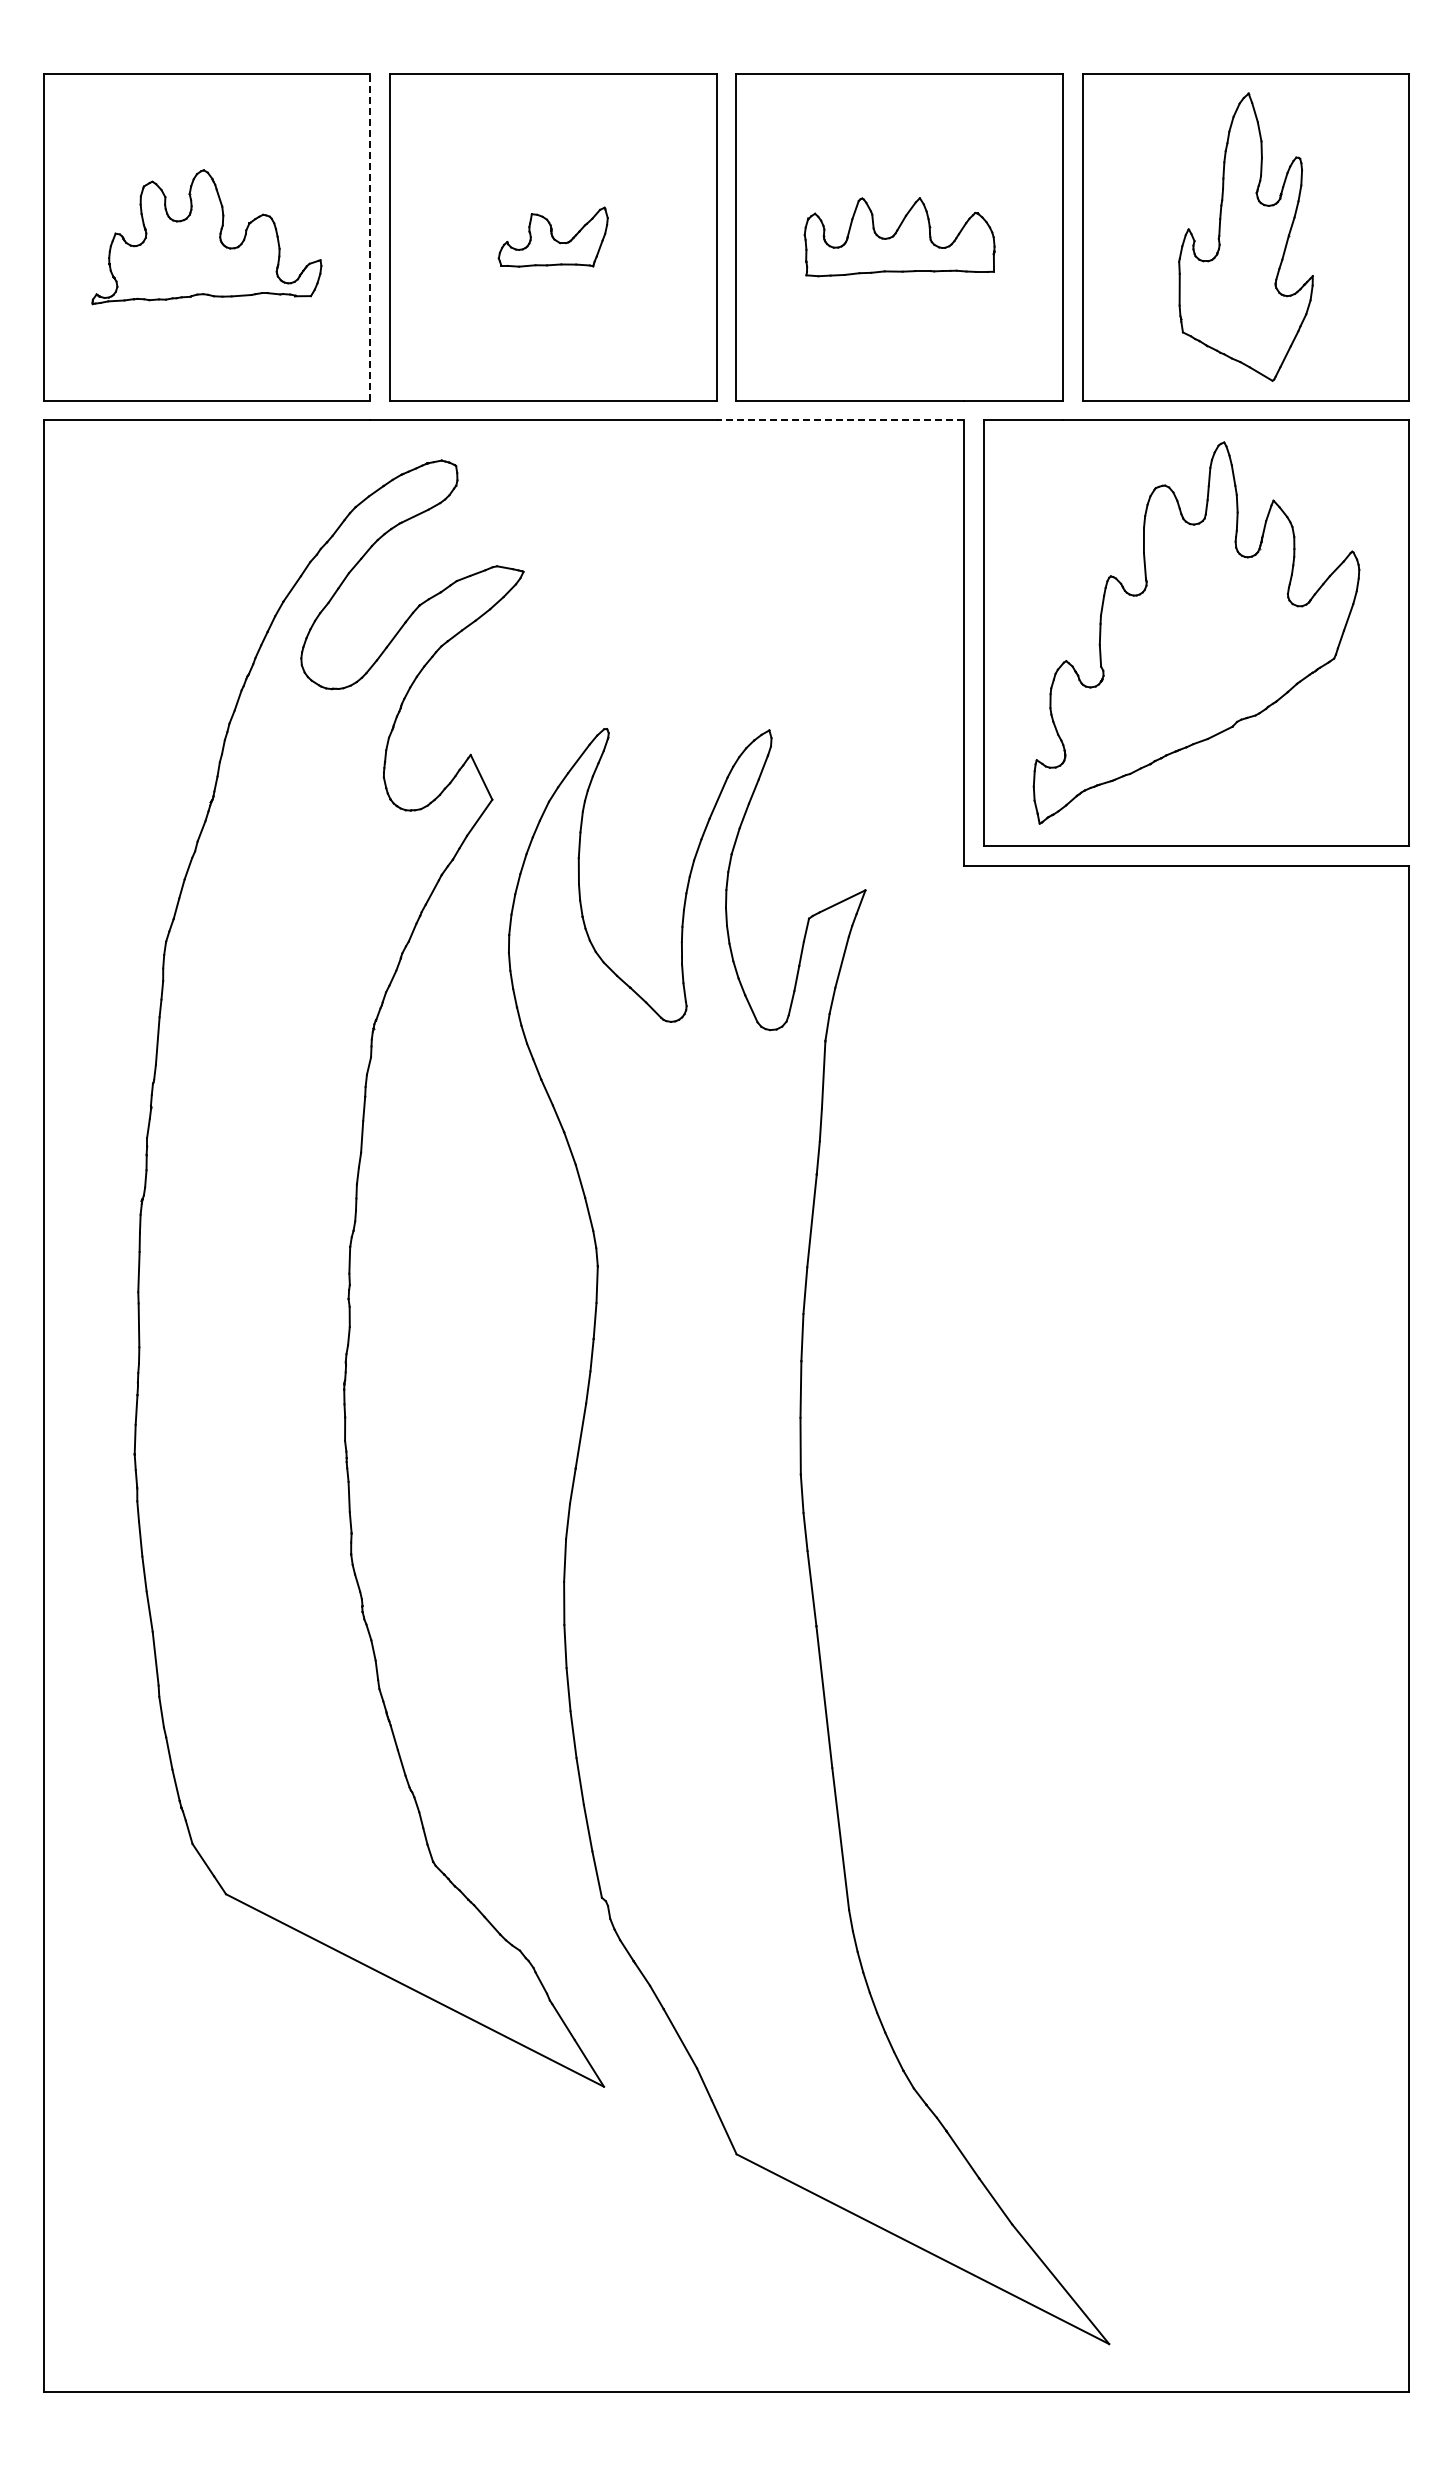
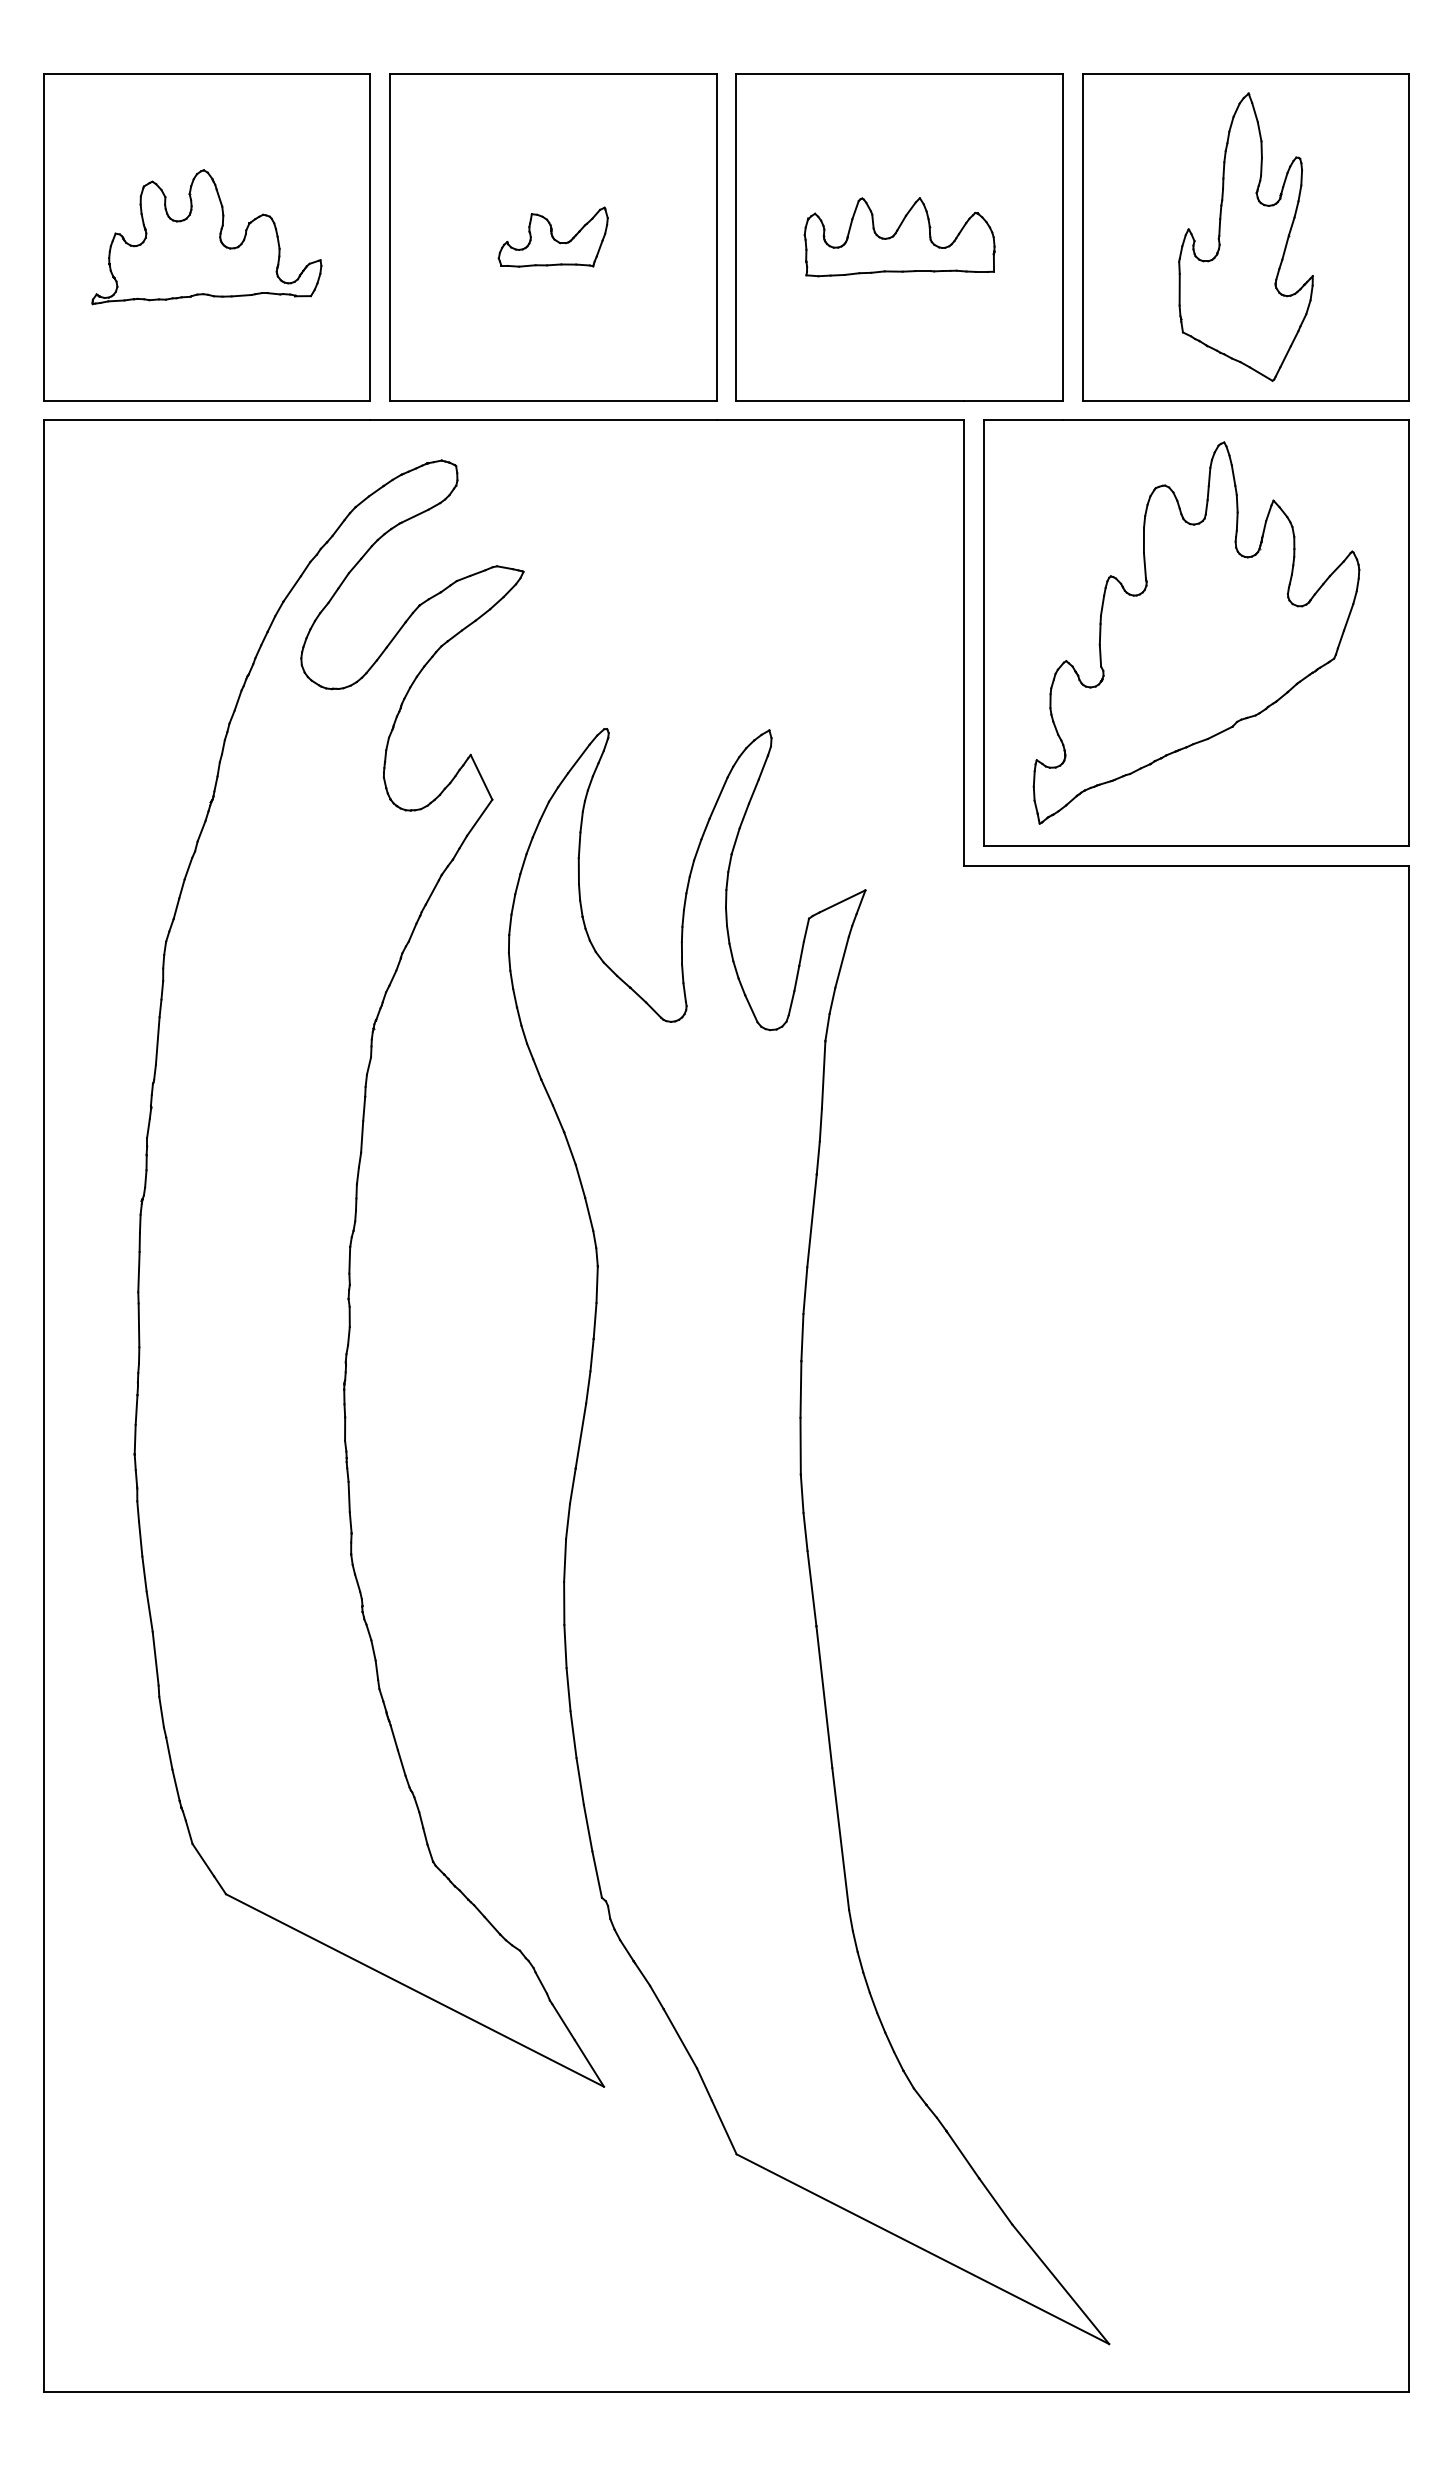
line: dashed -> solid (370, 236)
line: dashed -> solid (840, 420)
